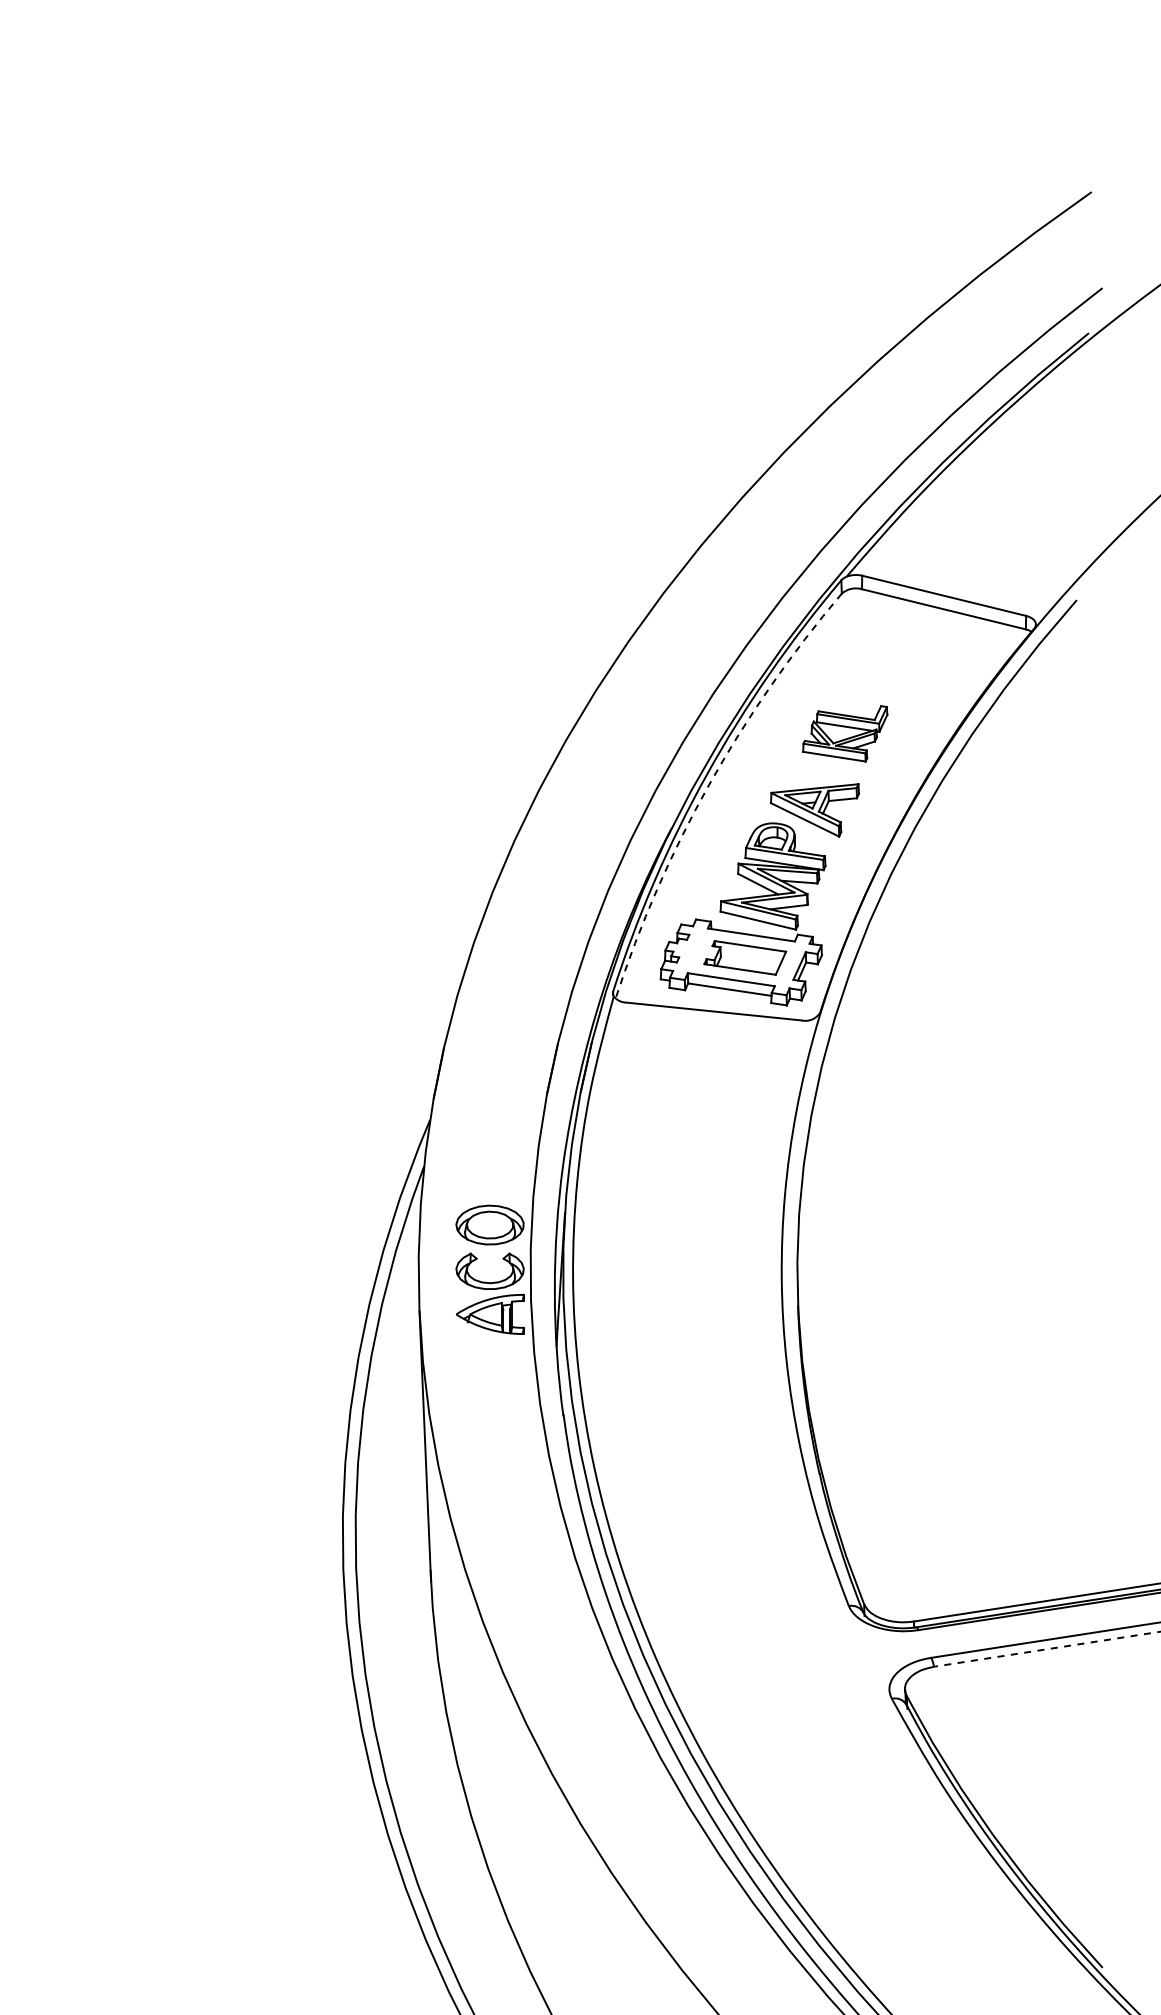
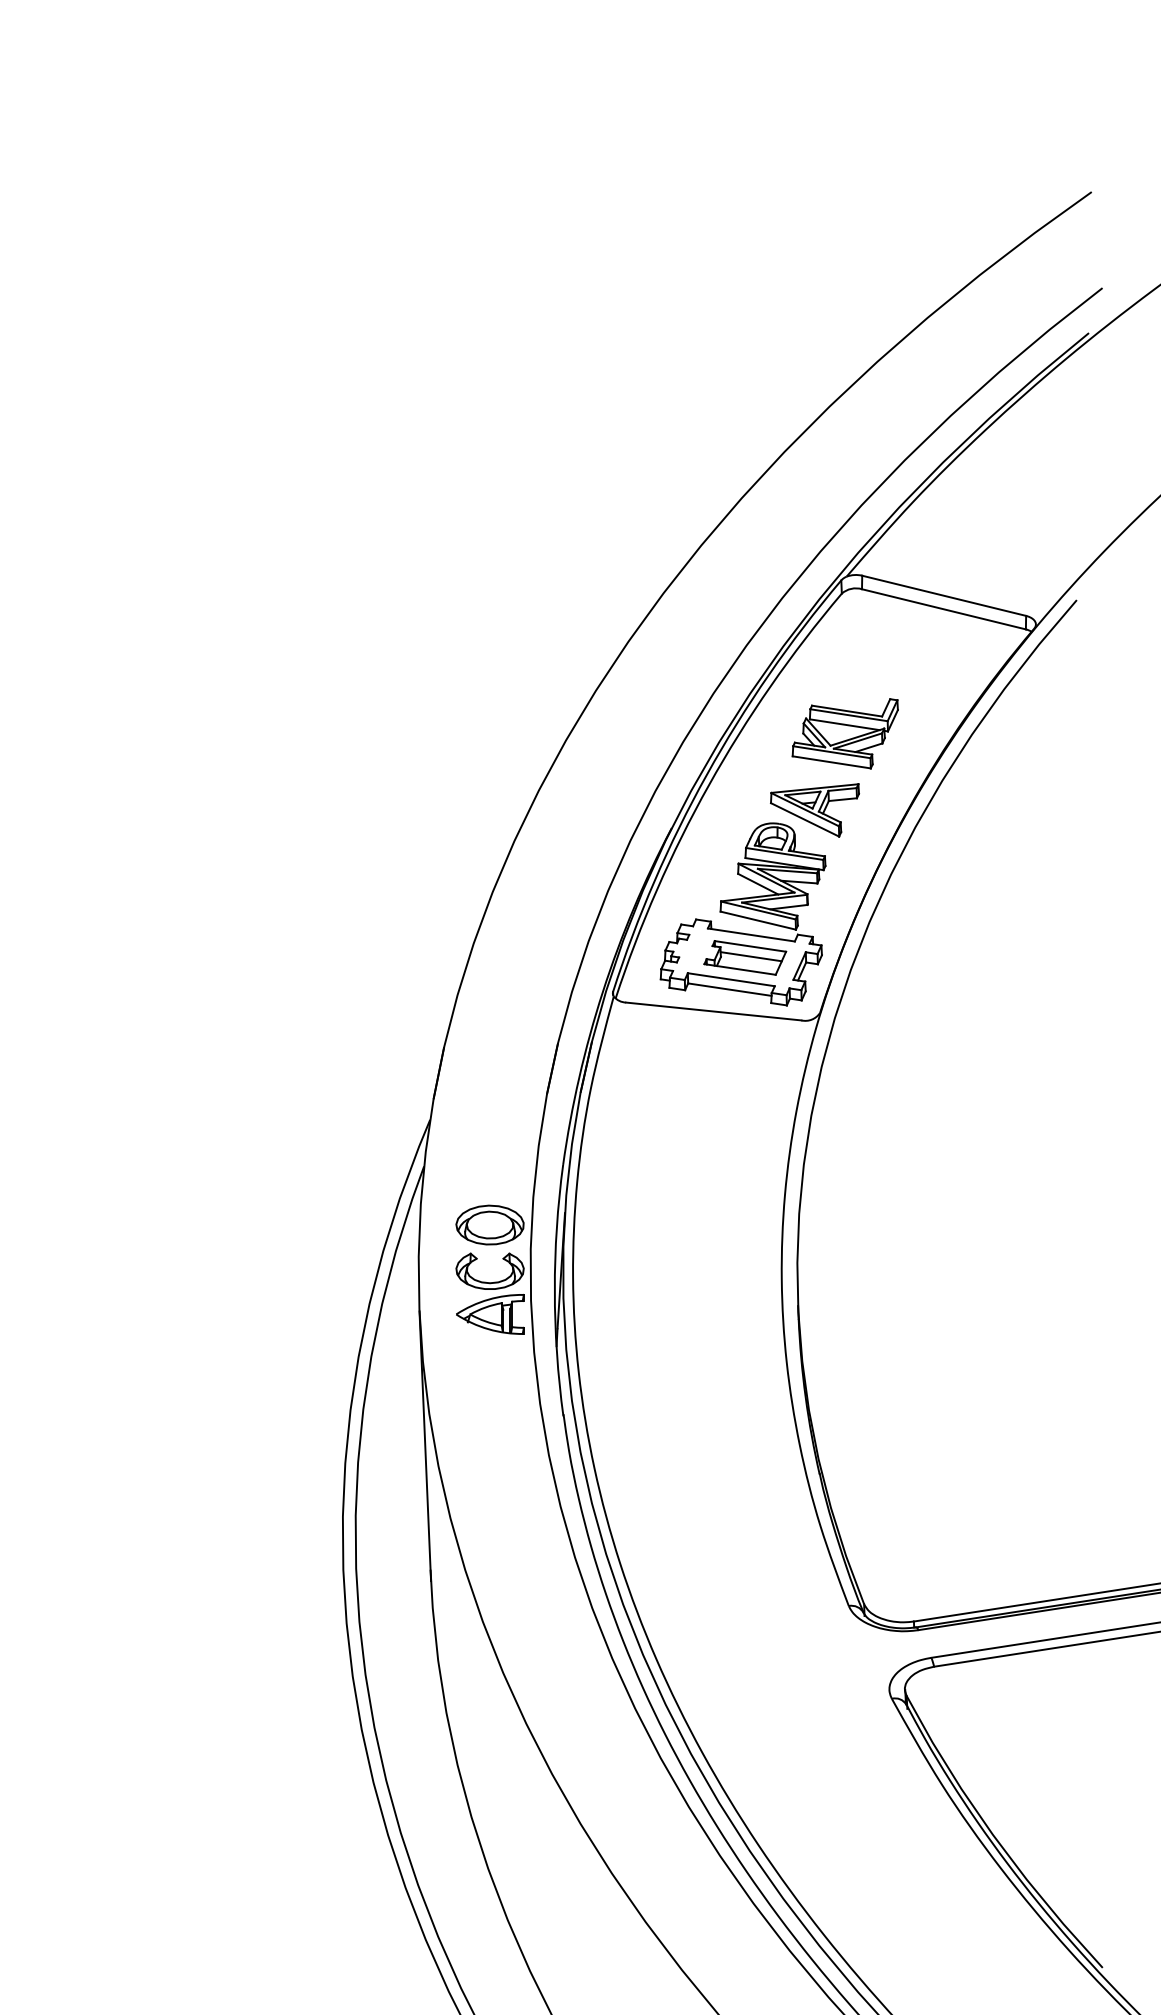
part size: 87x58 px -> 108x72 px (844, 733)
arc: dashed -> solid (709, 785)
line: none -> present (750, 956)
line: dashed -> solid (1047, 1649)
